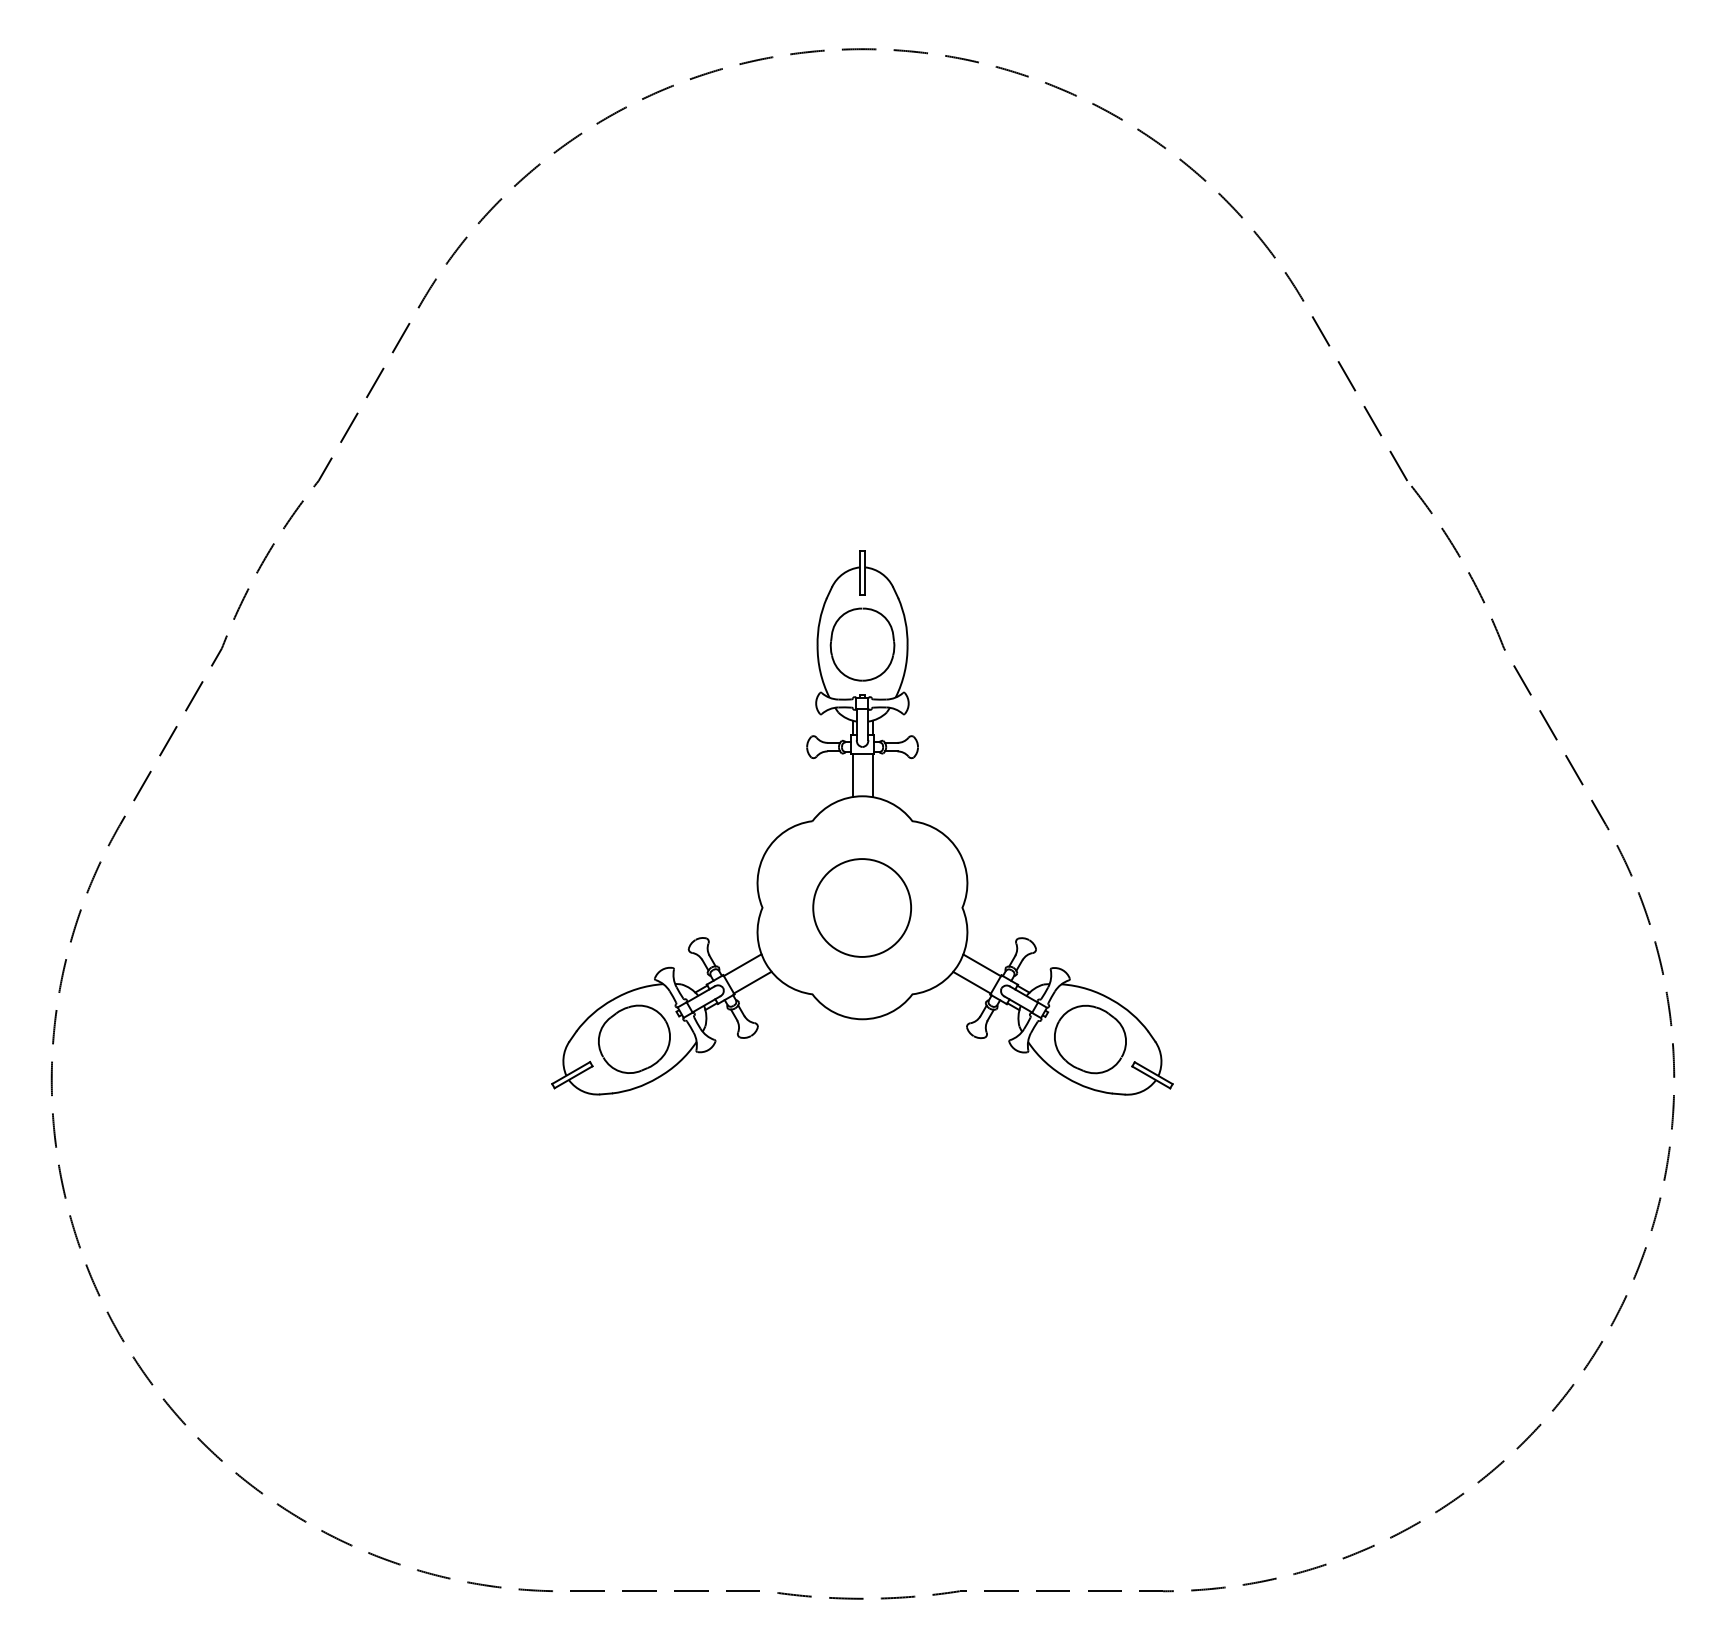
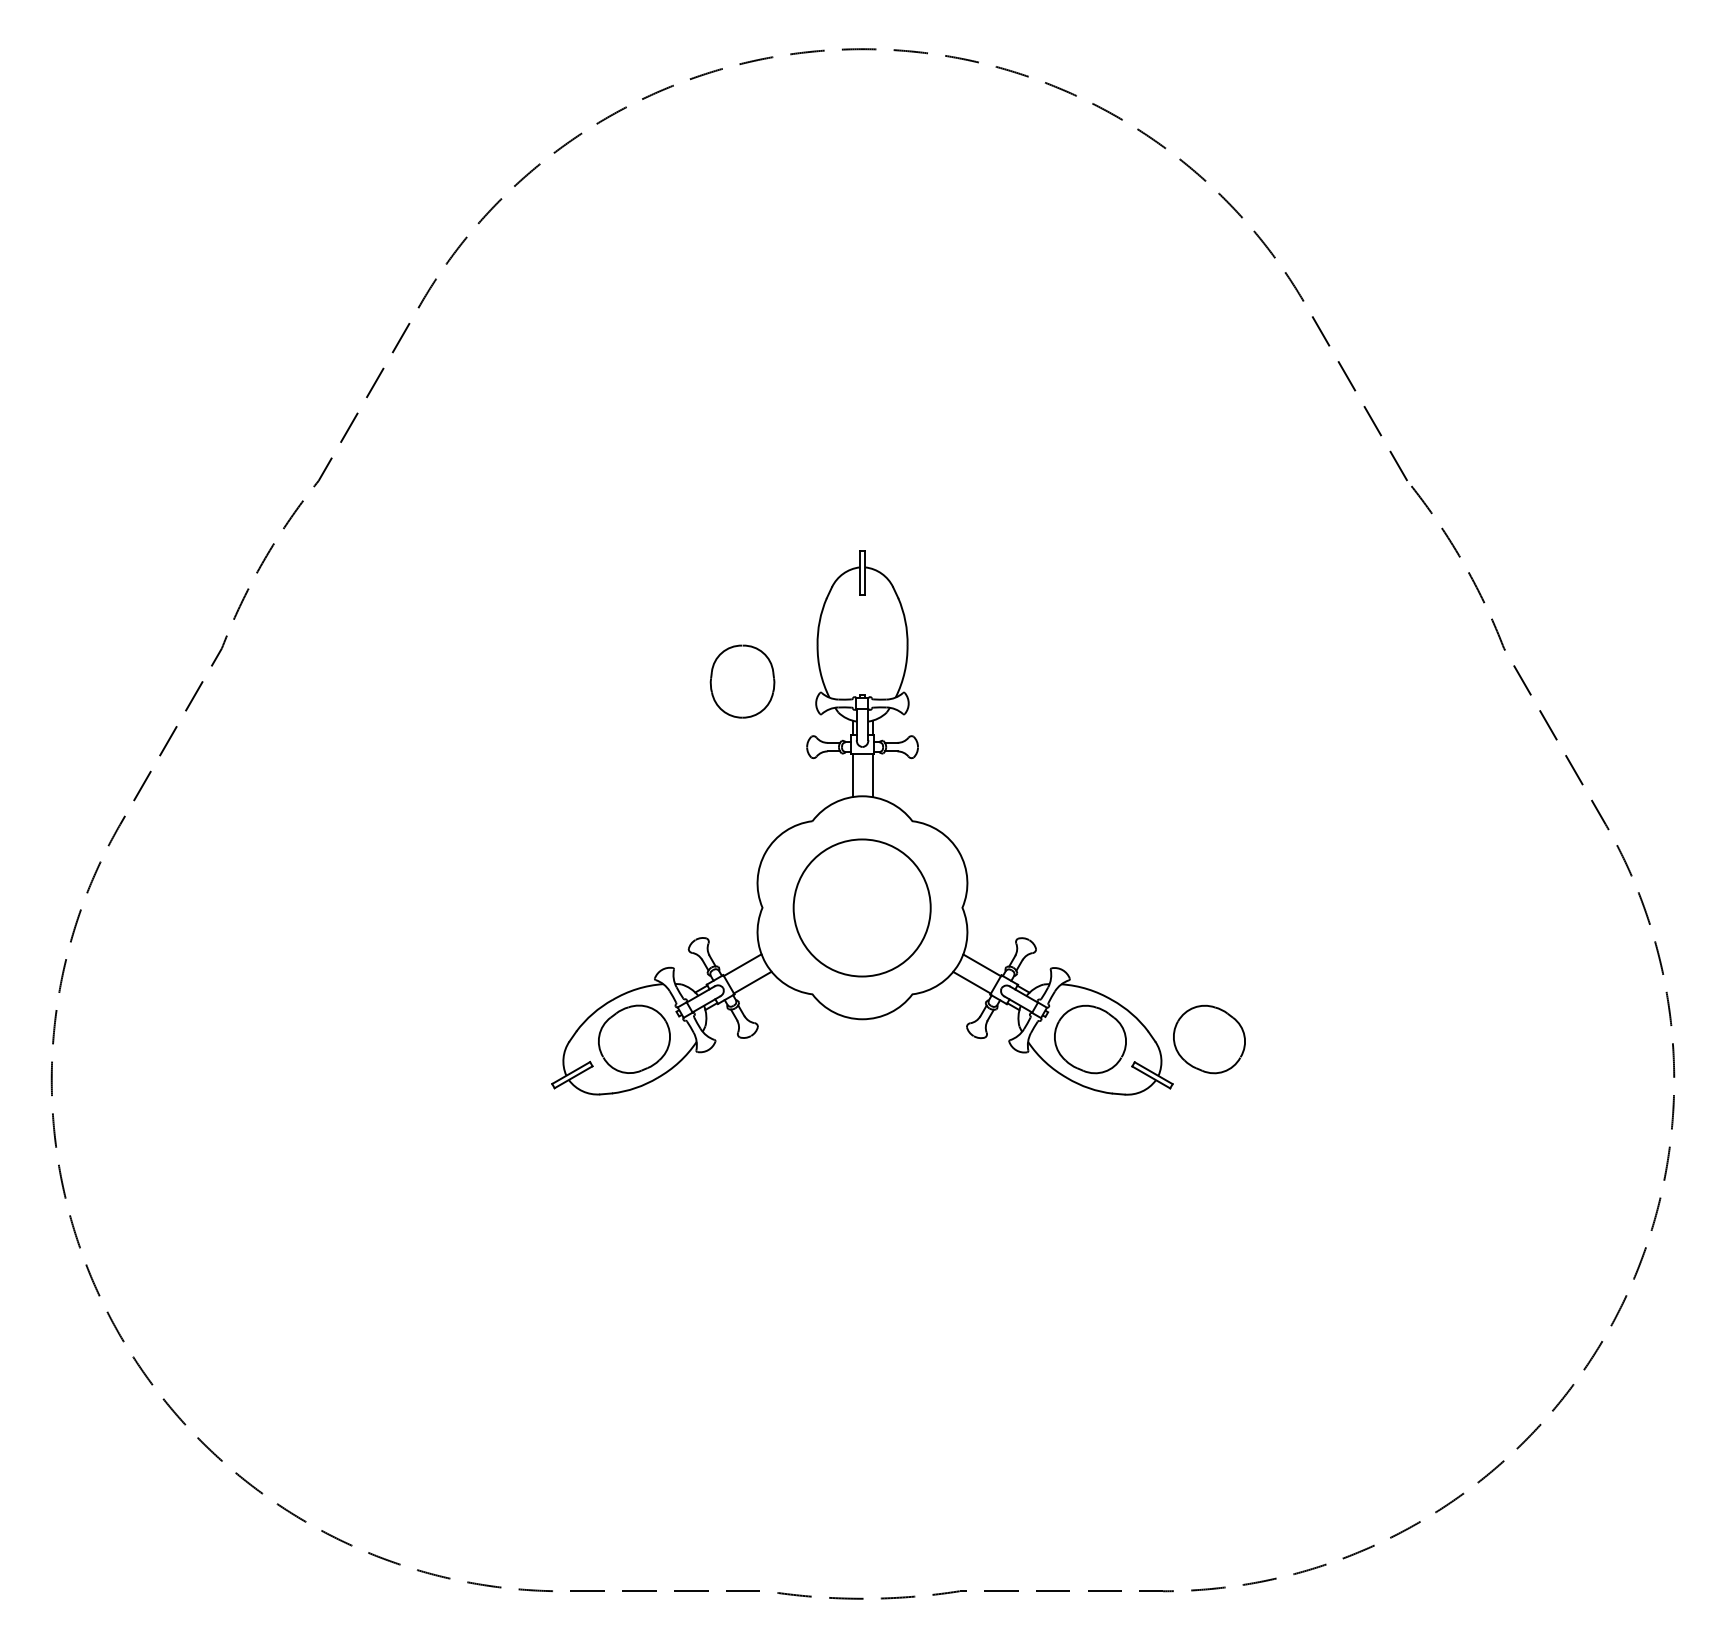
part position: (862, 644) -> (742, 681) (742, 681)
circle diameter: 98 px -> 137 px (861, 907)
part: none -> present (1209, 1039)
